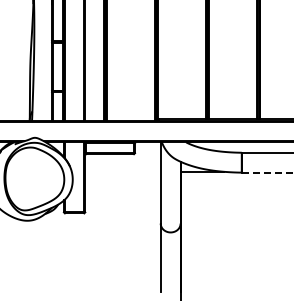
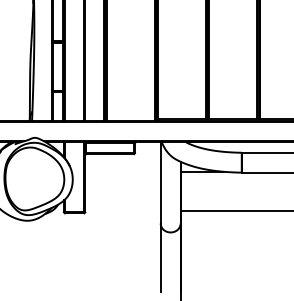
line: dashed -> solid (267, 172)
line: none -> present (235, 210)
